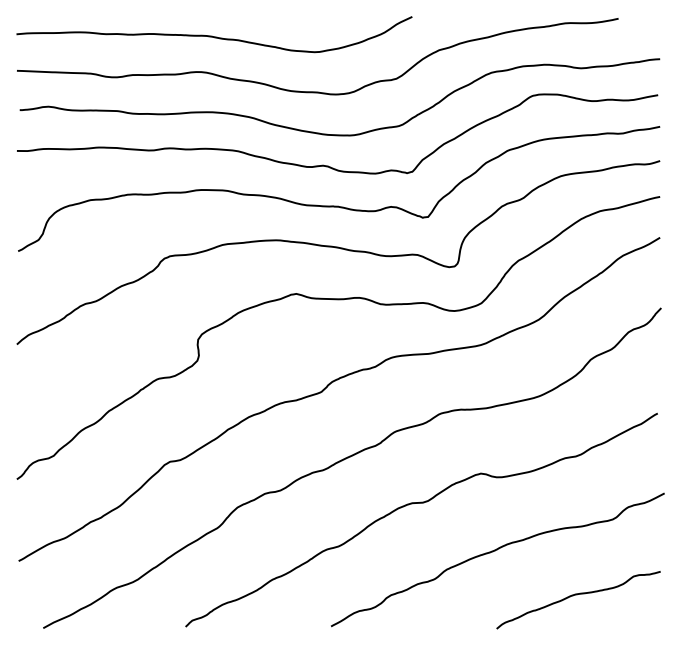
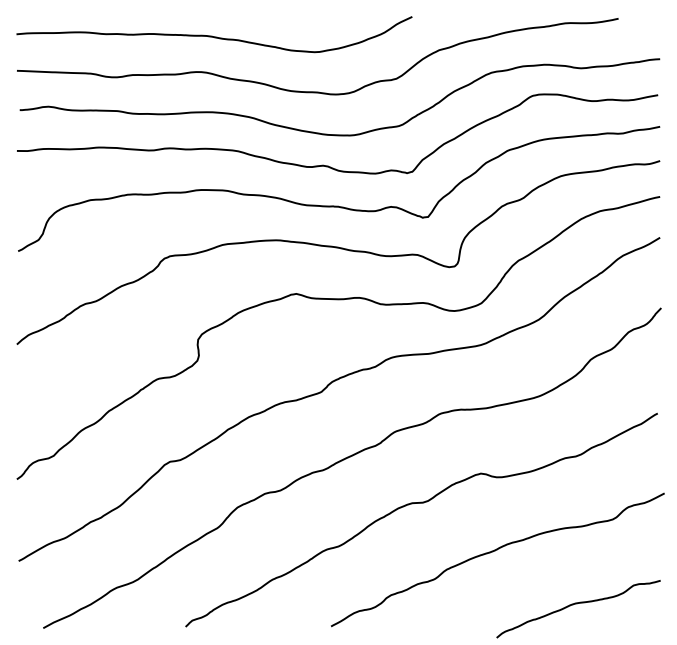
curve position: (577, 595) -> (577, 604) (577, 604)
